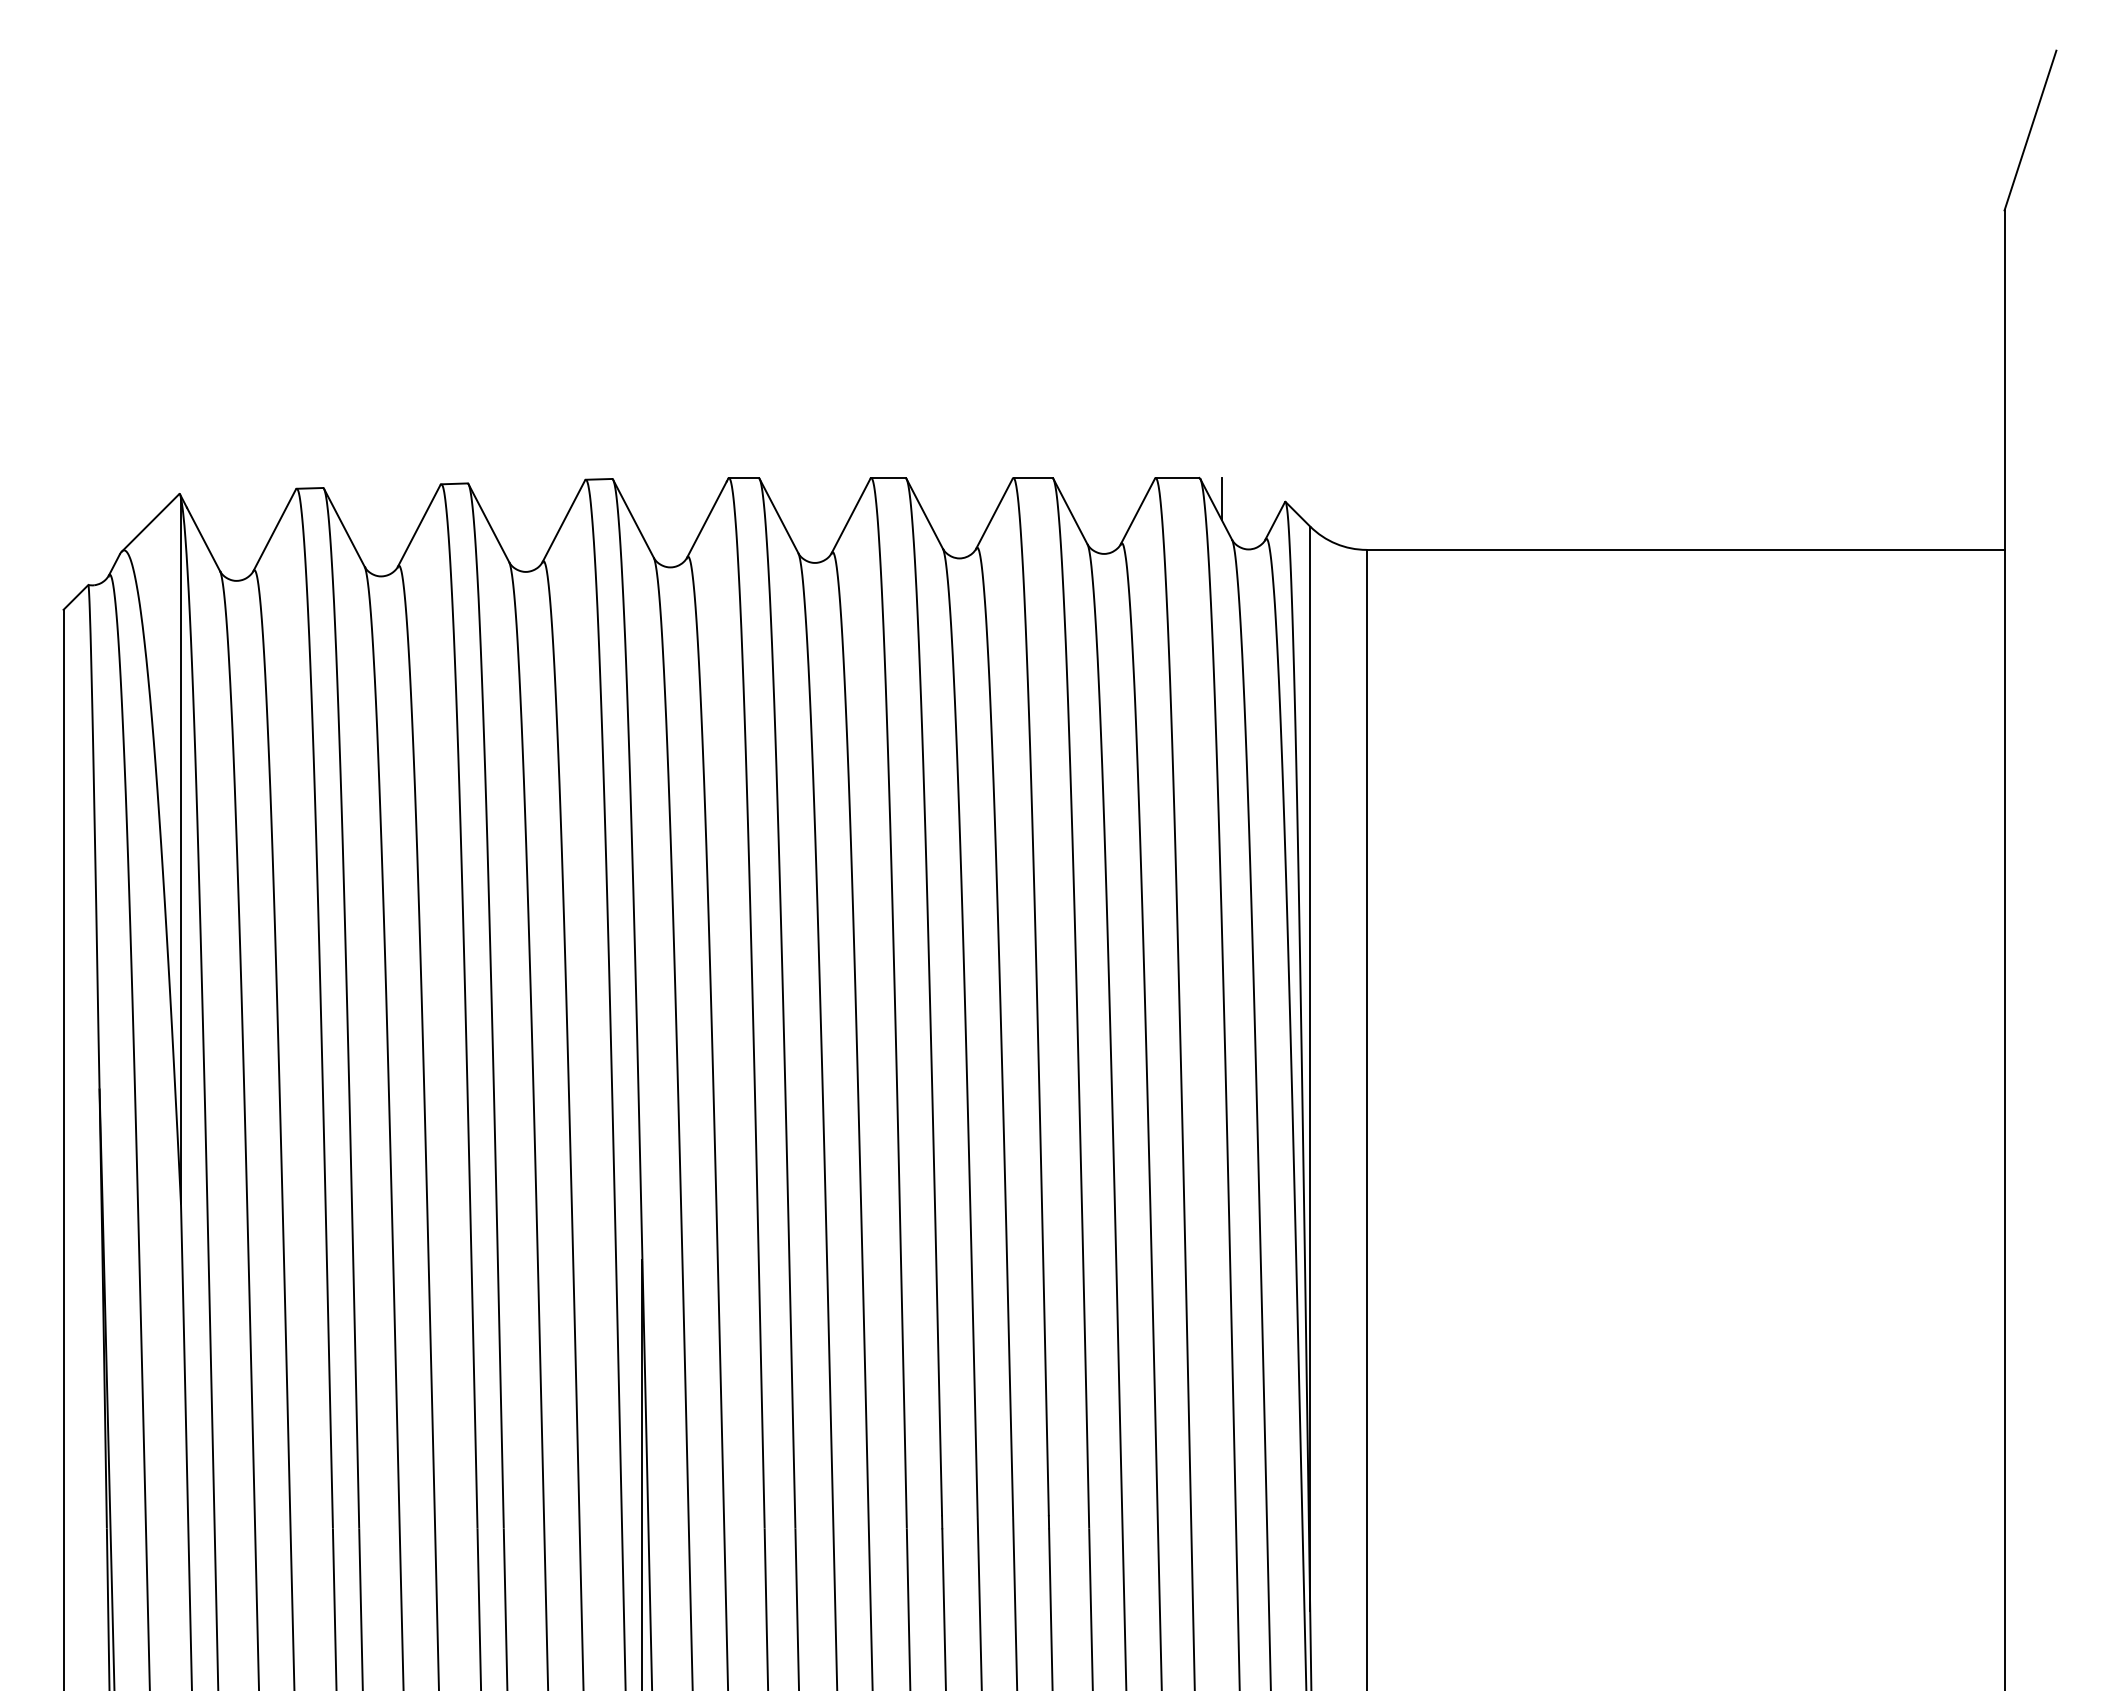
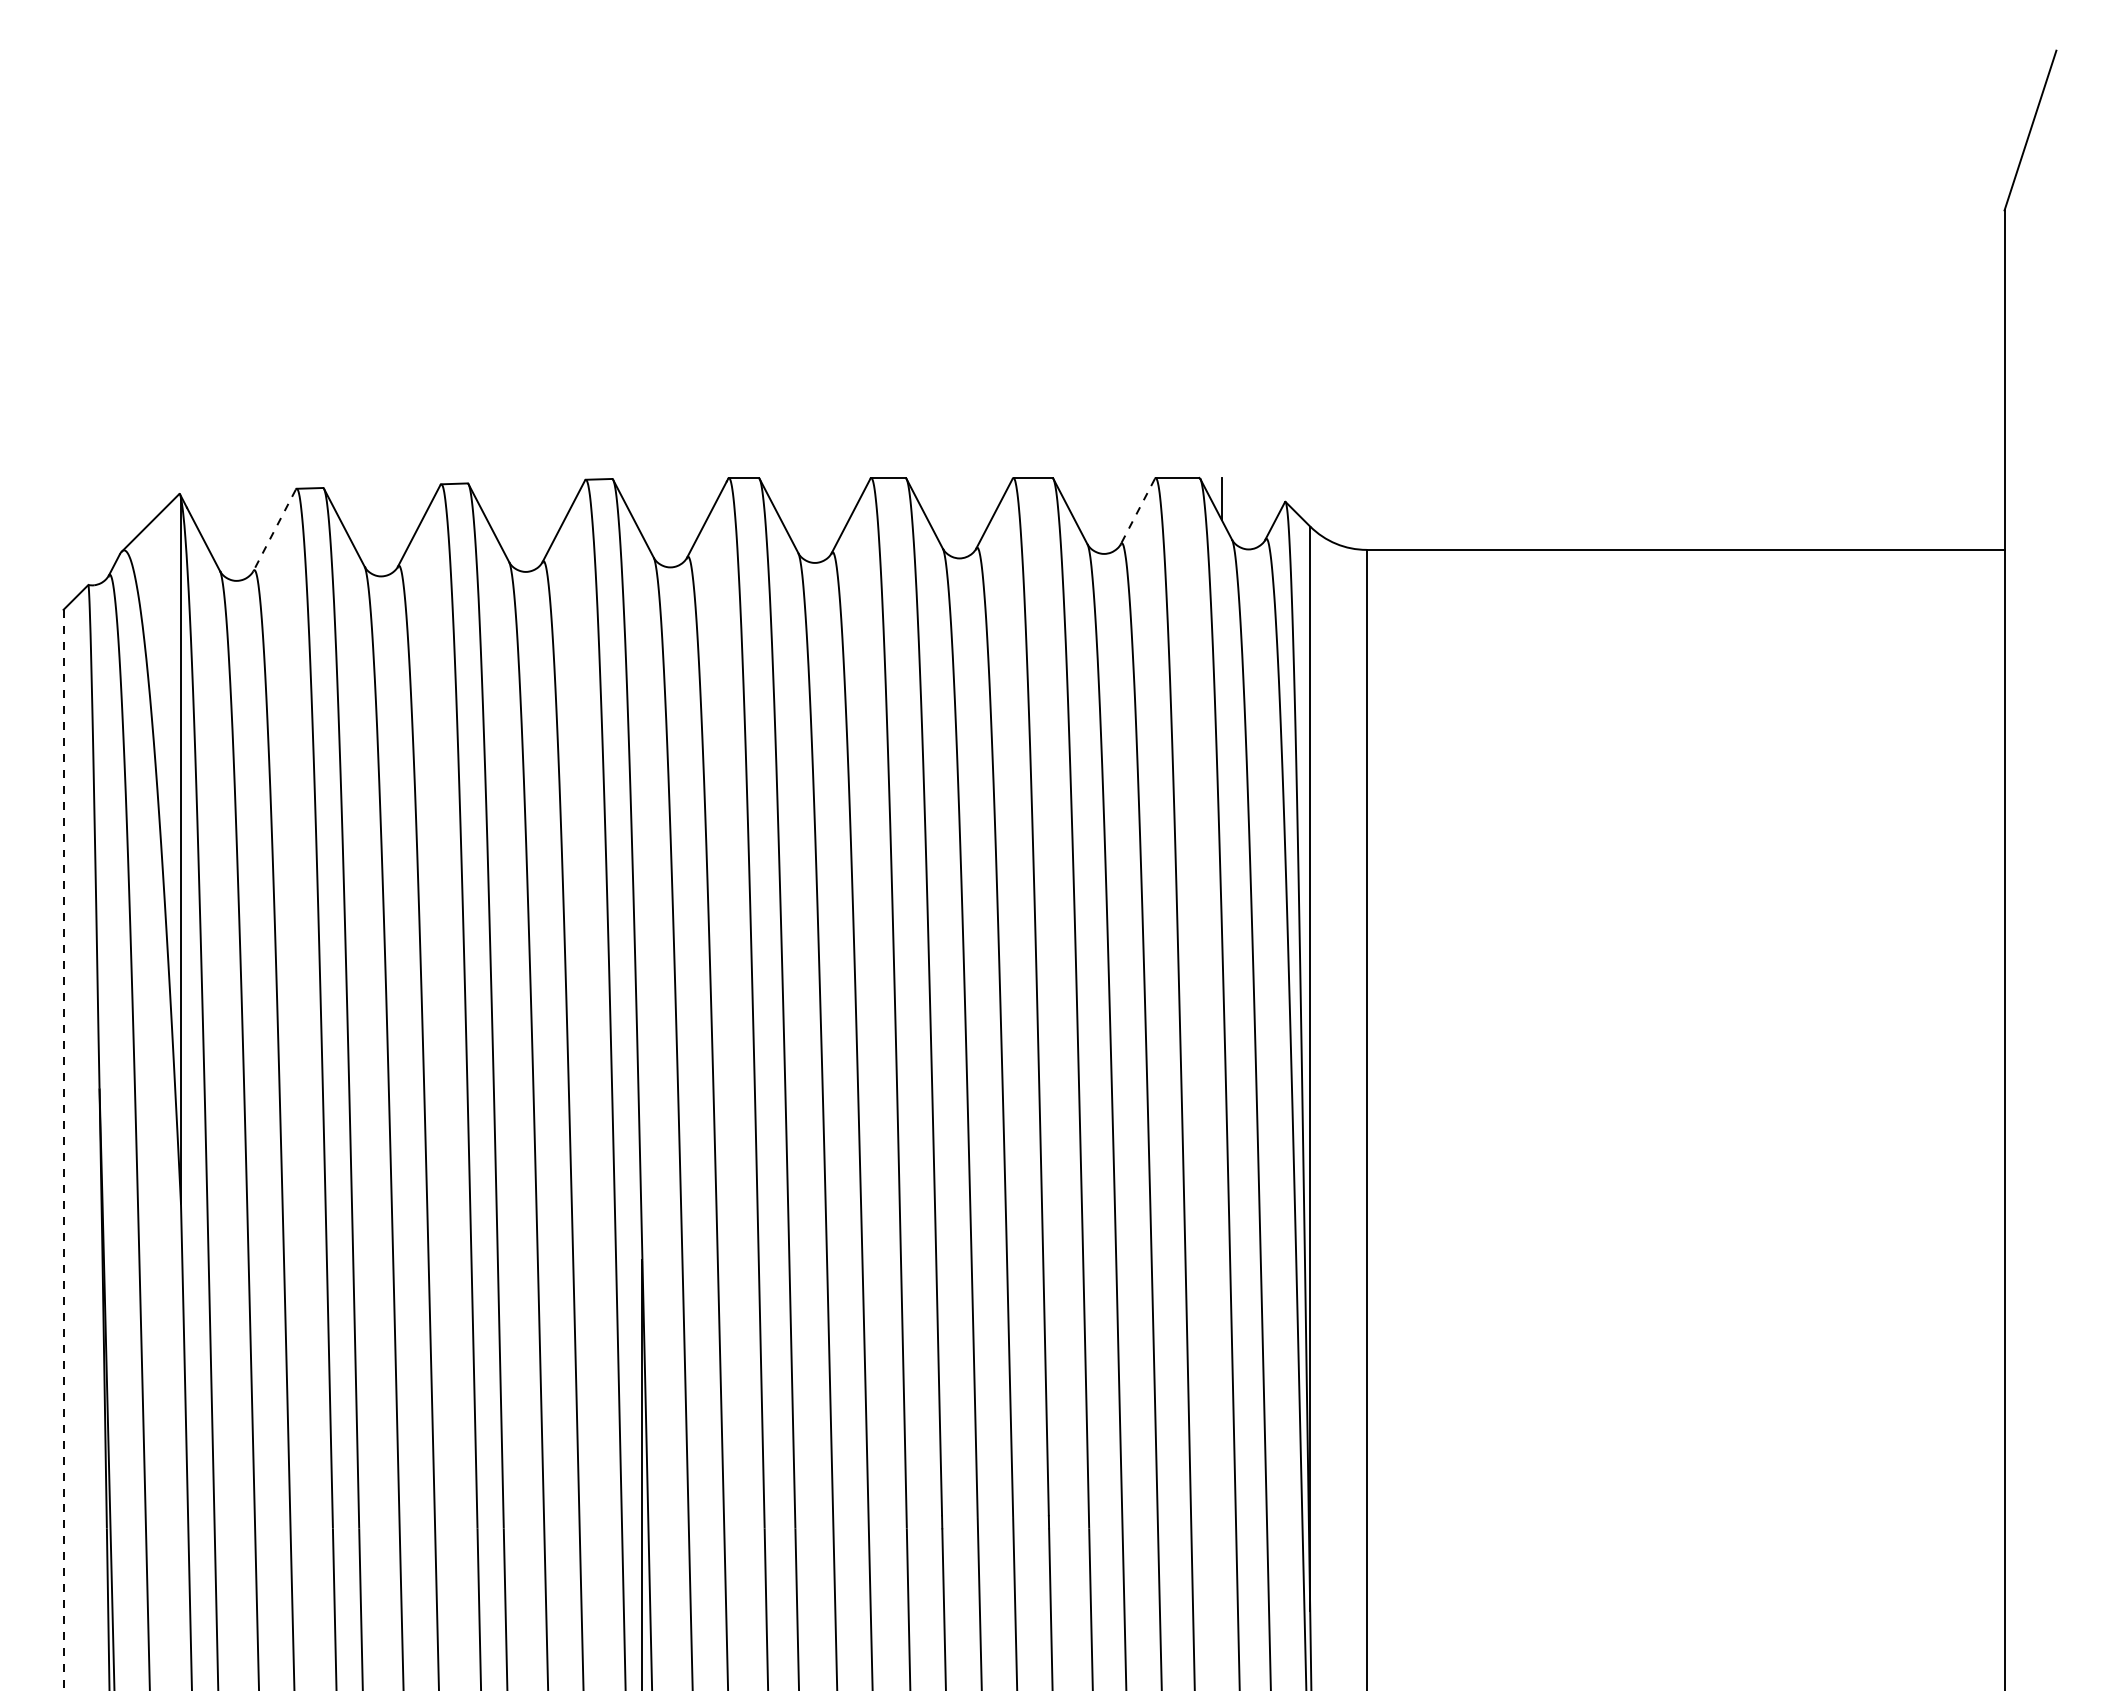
line: solid -> dashed (1137, 511)
line: solid -> dashed (274, 530)
line: solid -> dashed (63, 1150)
